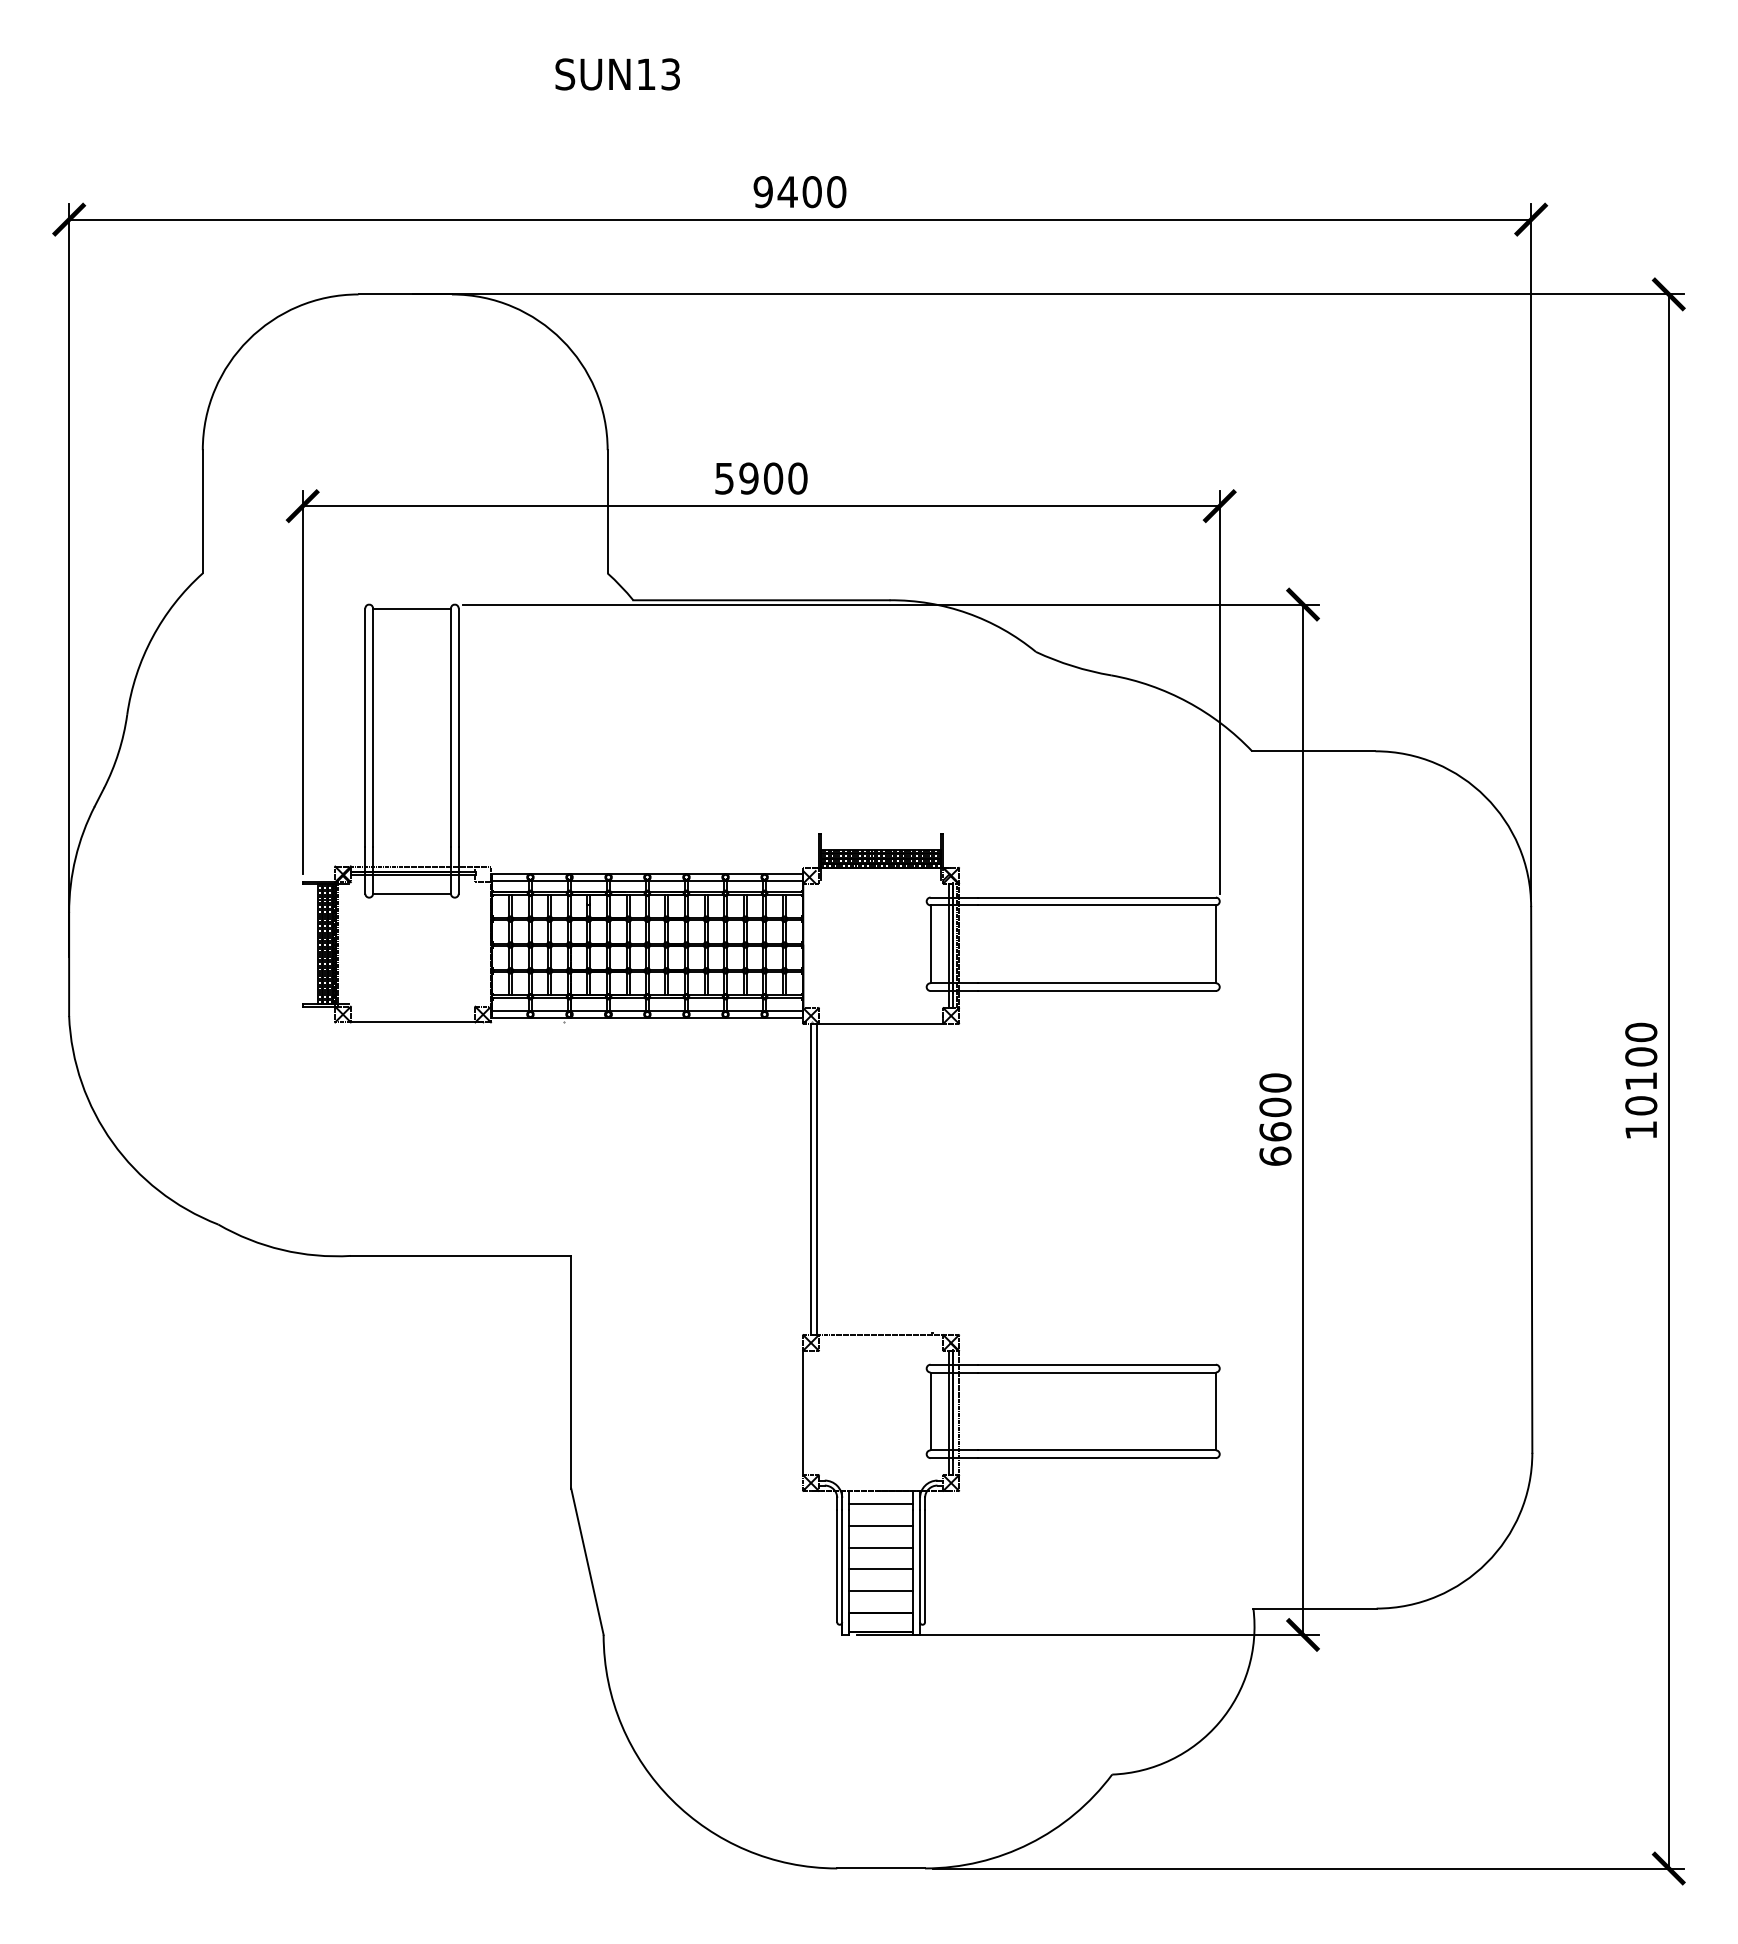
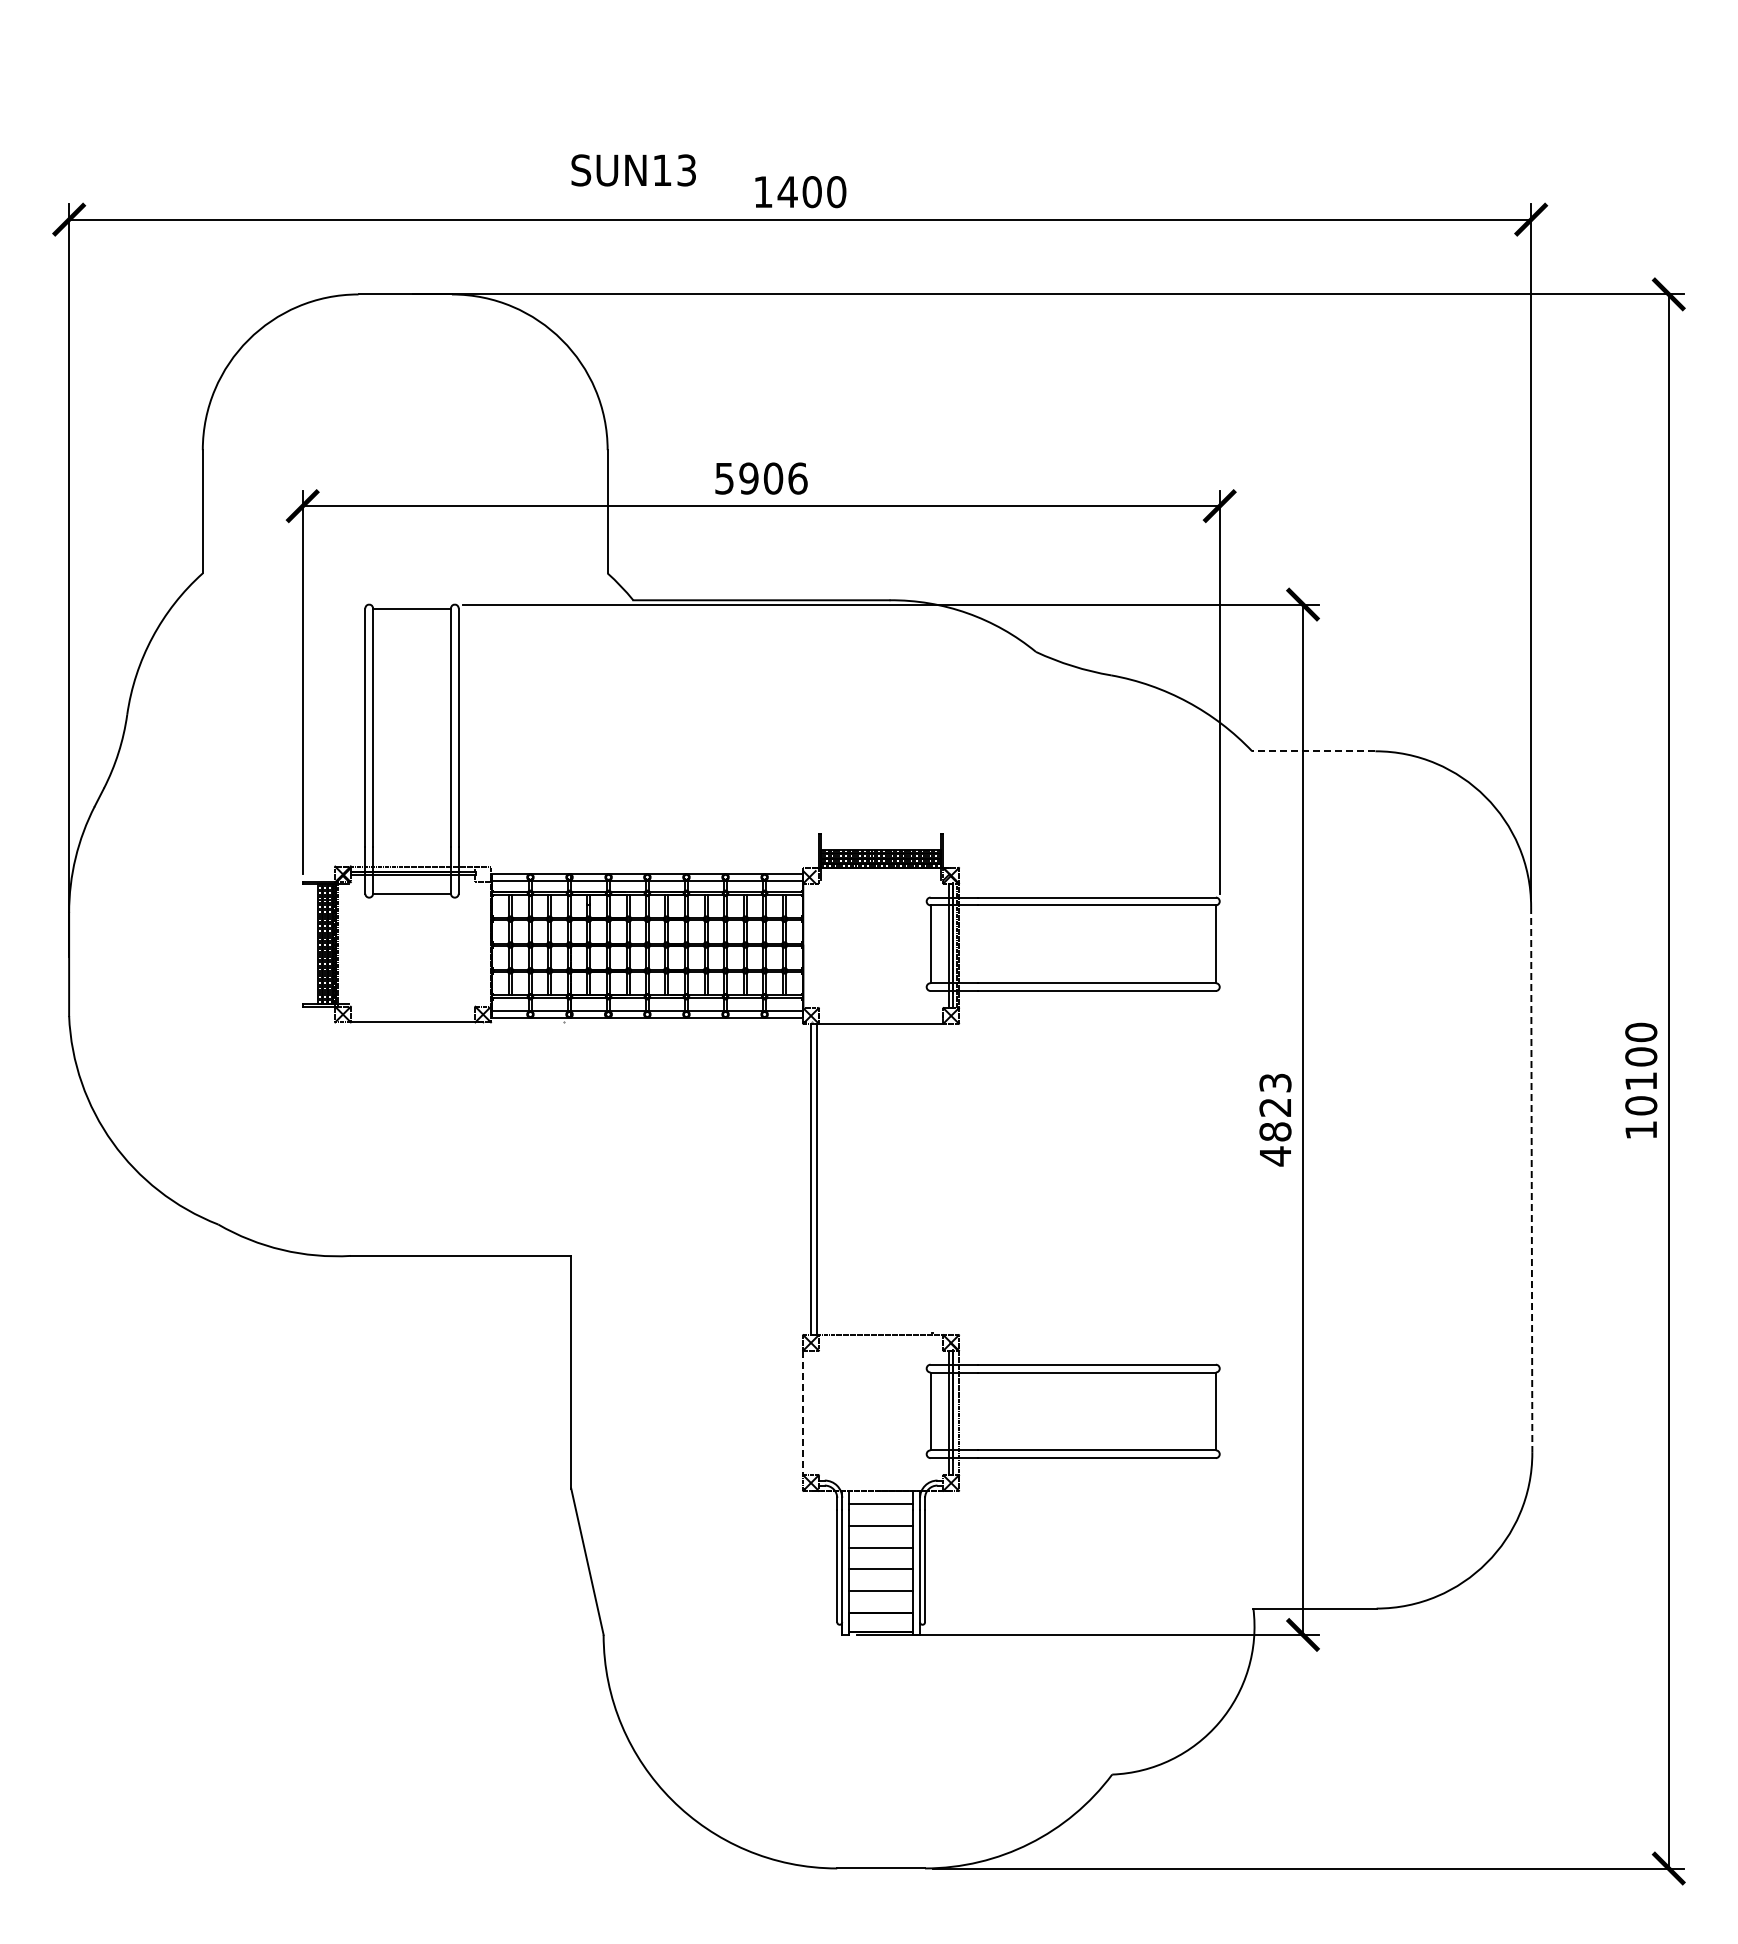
text position: (617, 74) -> (633, 170) (633, 170)
text: 9400 -> 1400 (762, 192)
text: 5900 -> 5906 (797, 478)
line: solid -> dashed (1313, 751)
text: 6600 -> 4823 (1275, 1119)
line: solid -> dashed (1531, 1179)
line: solid -> dashed (803, 1413)
